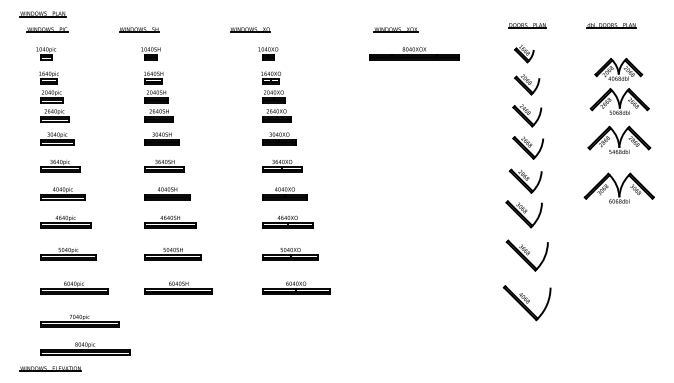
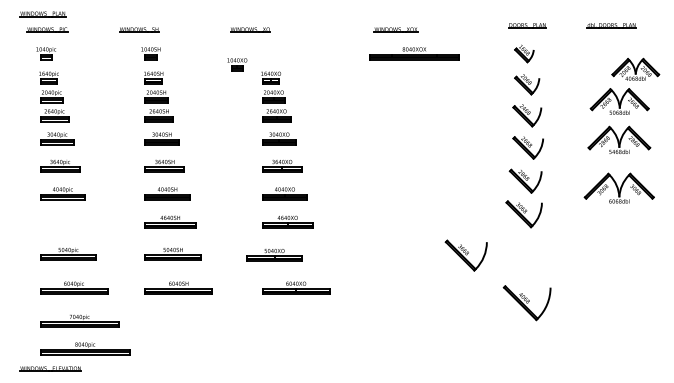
part position: (268, 53) -> (237, 64) (237, 64)
part position: (618, 68) -> (635, 68) (635, 68)
part: present -> none (65, 221)
part position: (290, 254) -> (274, 255) (274, 255)
part position: (526, 255) -> (465, 255) (465, 255)
